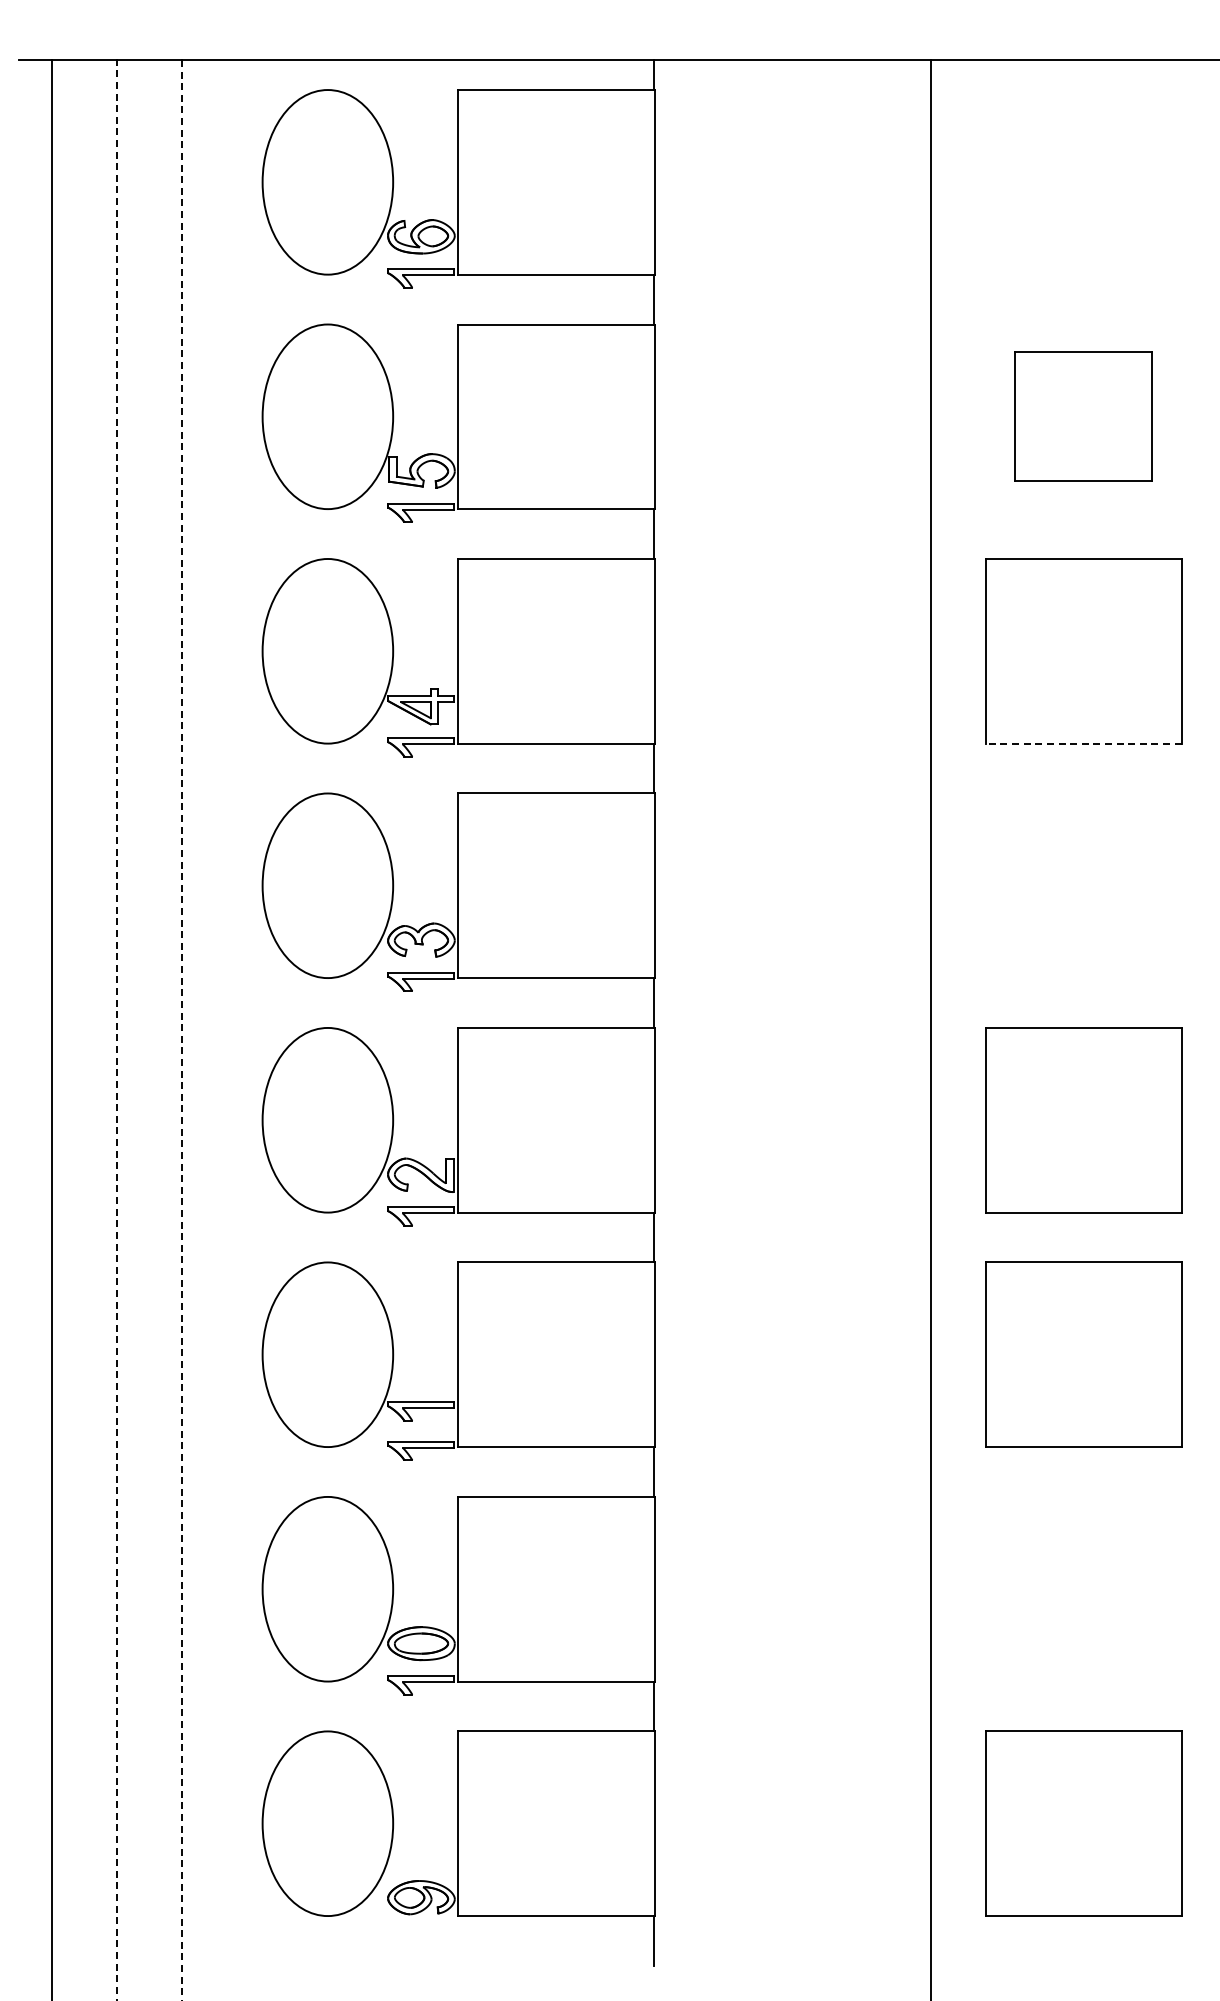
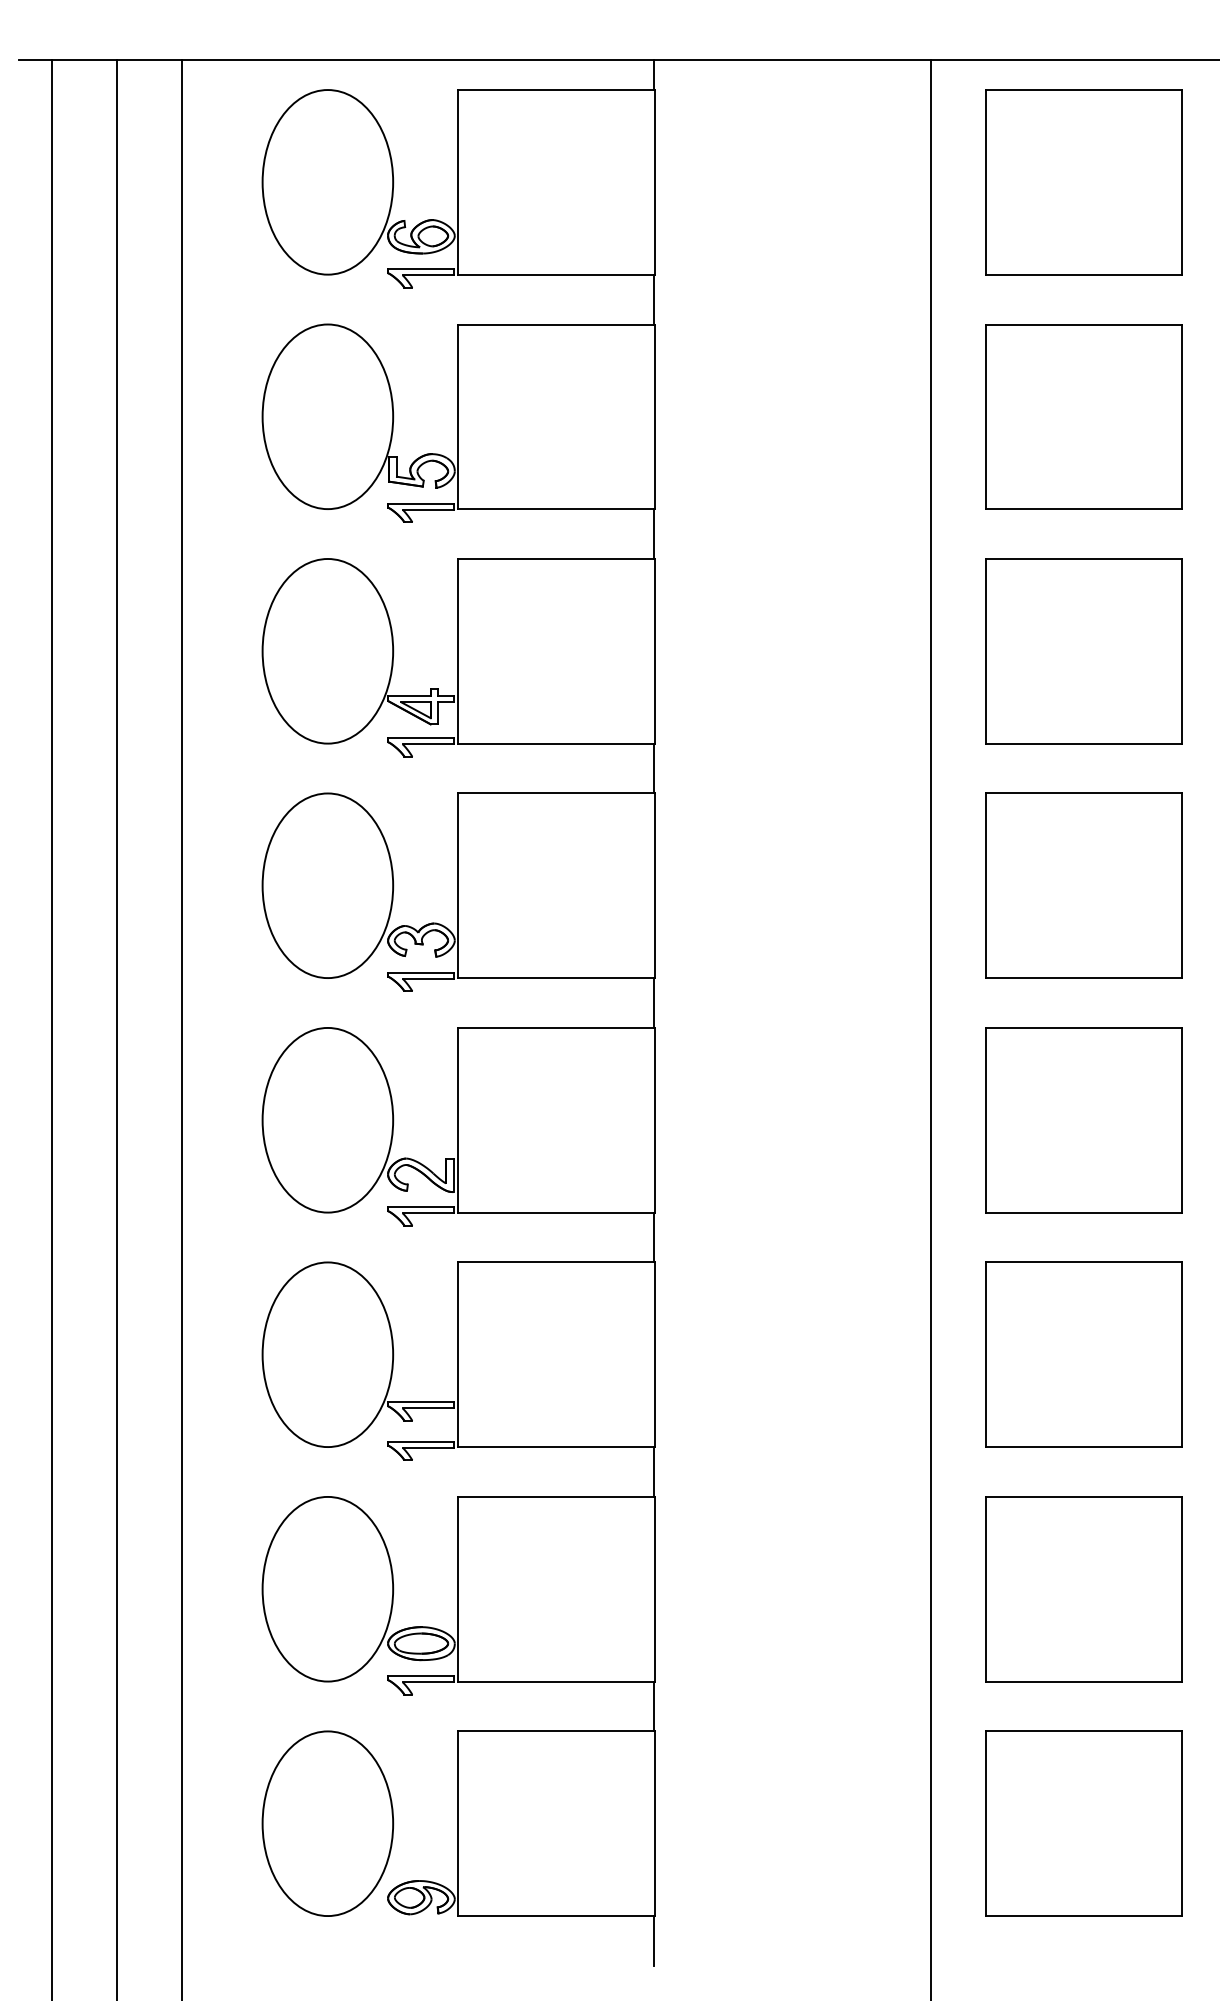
part: none -> present (1083, 182)
part size: 139x131 px -> 198x186 px (1083, 416)
line: dashed -> solid (1083, 743)
part: none -> present (1083, 885)
line: dashed -> solid (116, 1029)
line: dashed -> solid (182, 1030)
part: none -> present (1083, 1589)
